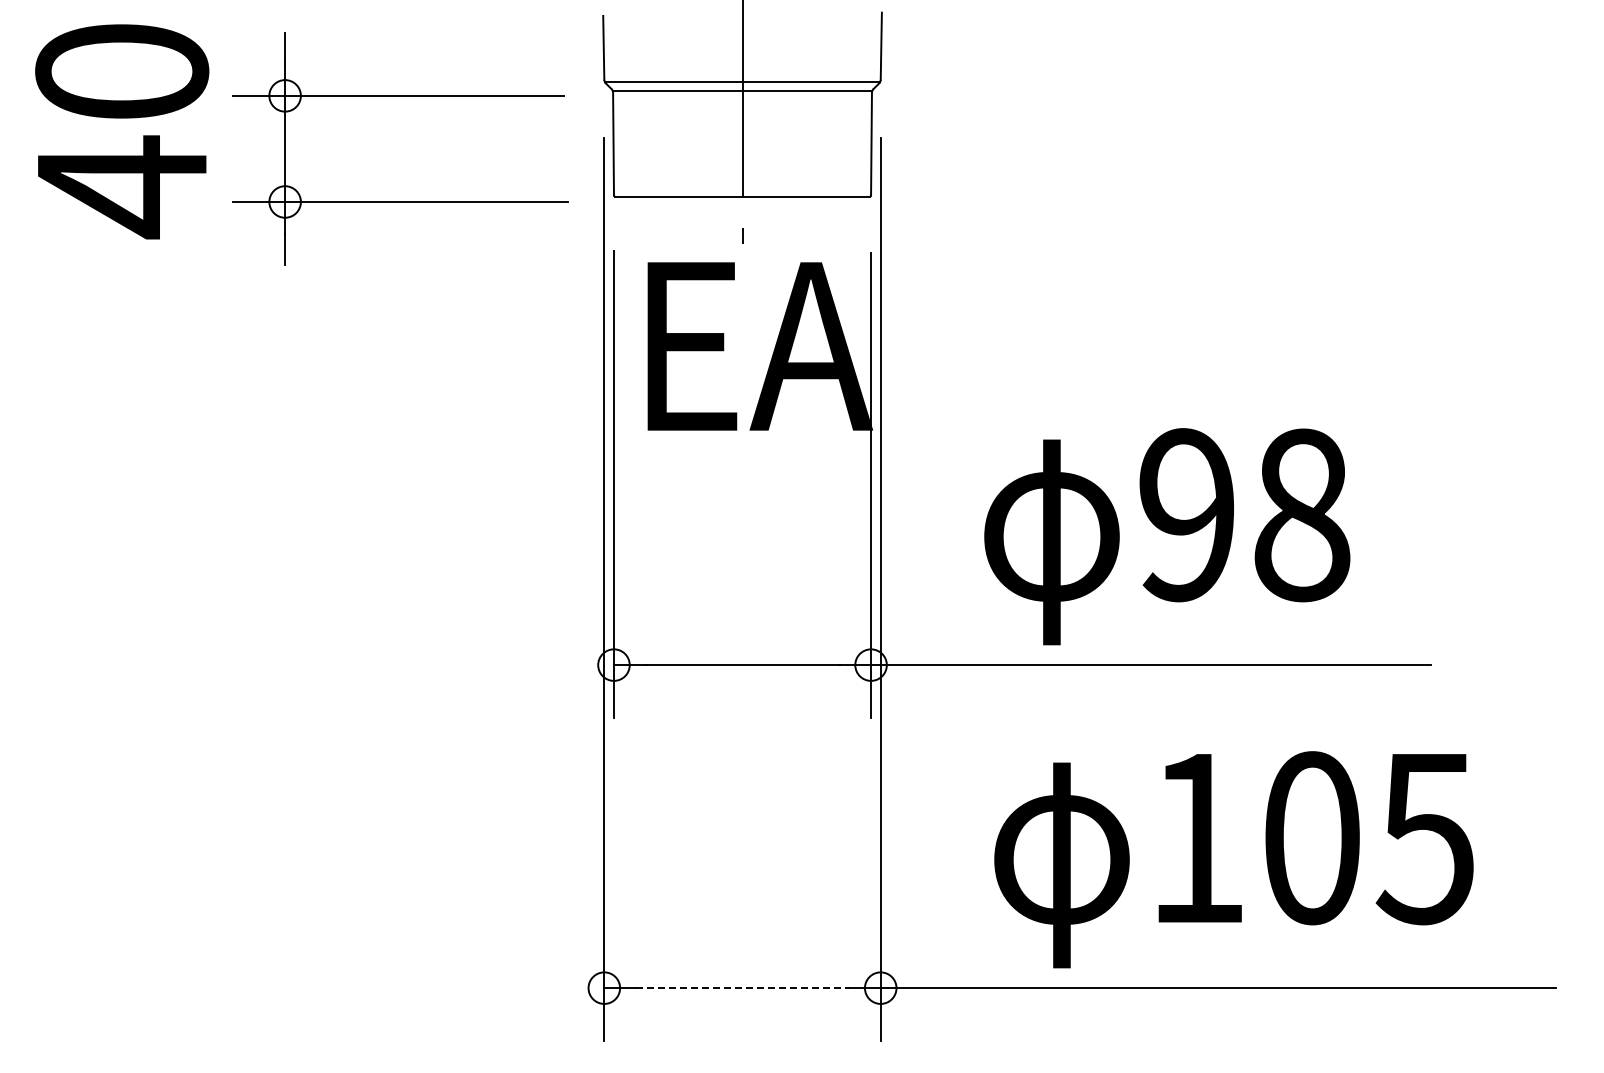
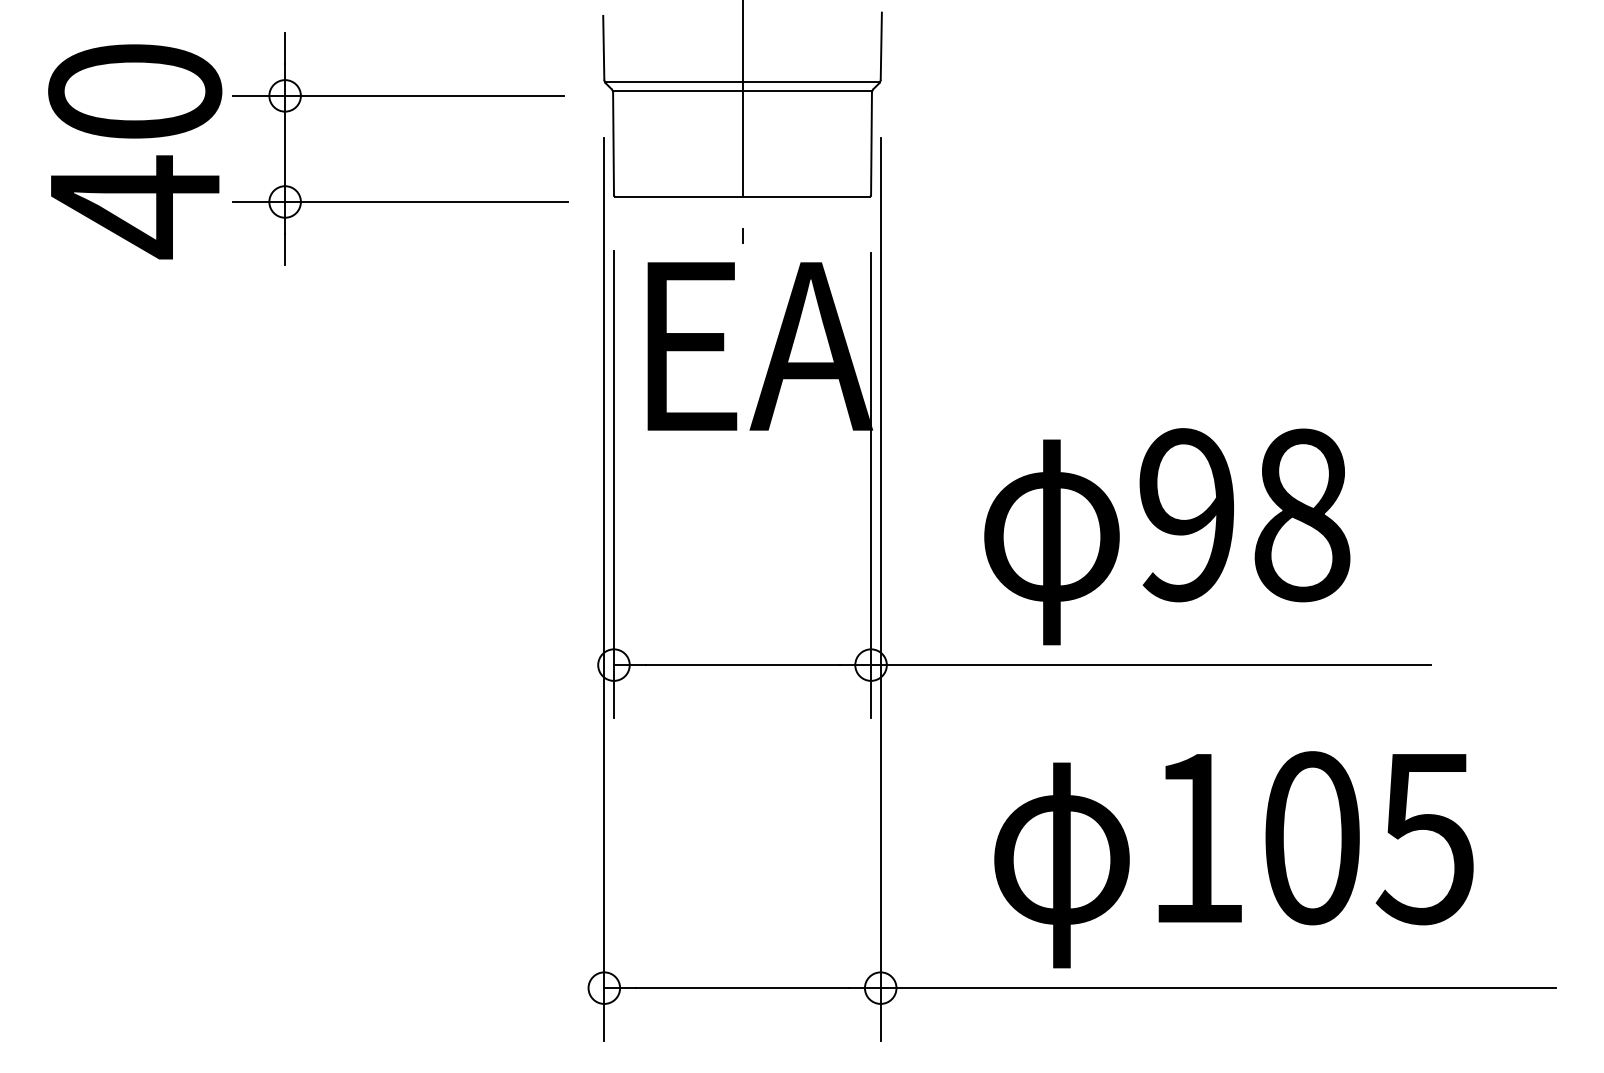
text position: (122, 131) -> (135, 151) (135, 151)
line: dashed -> solid (742, 988)
